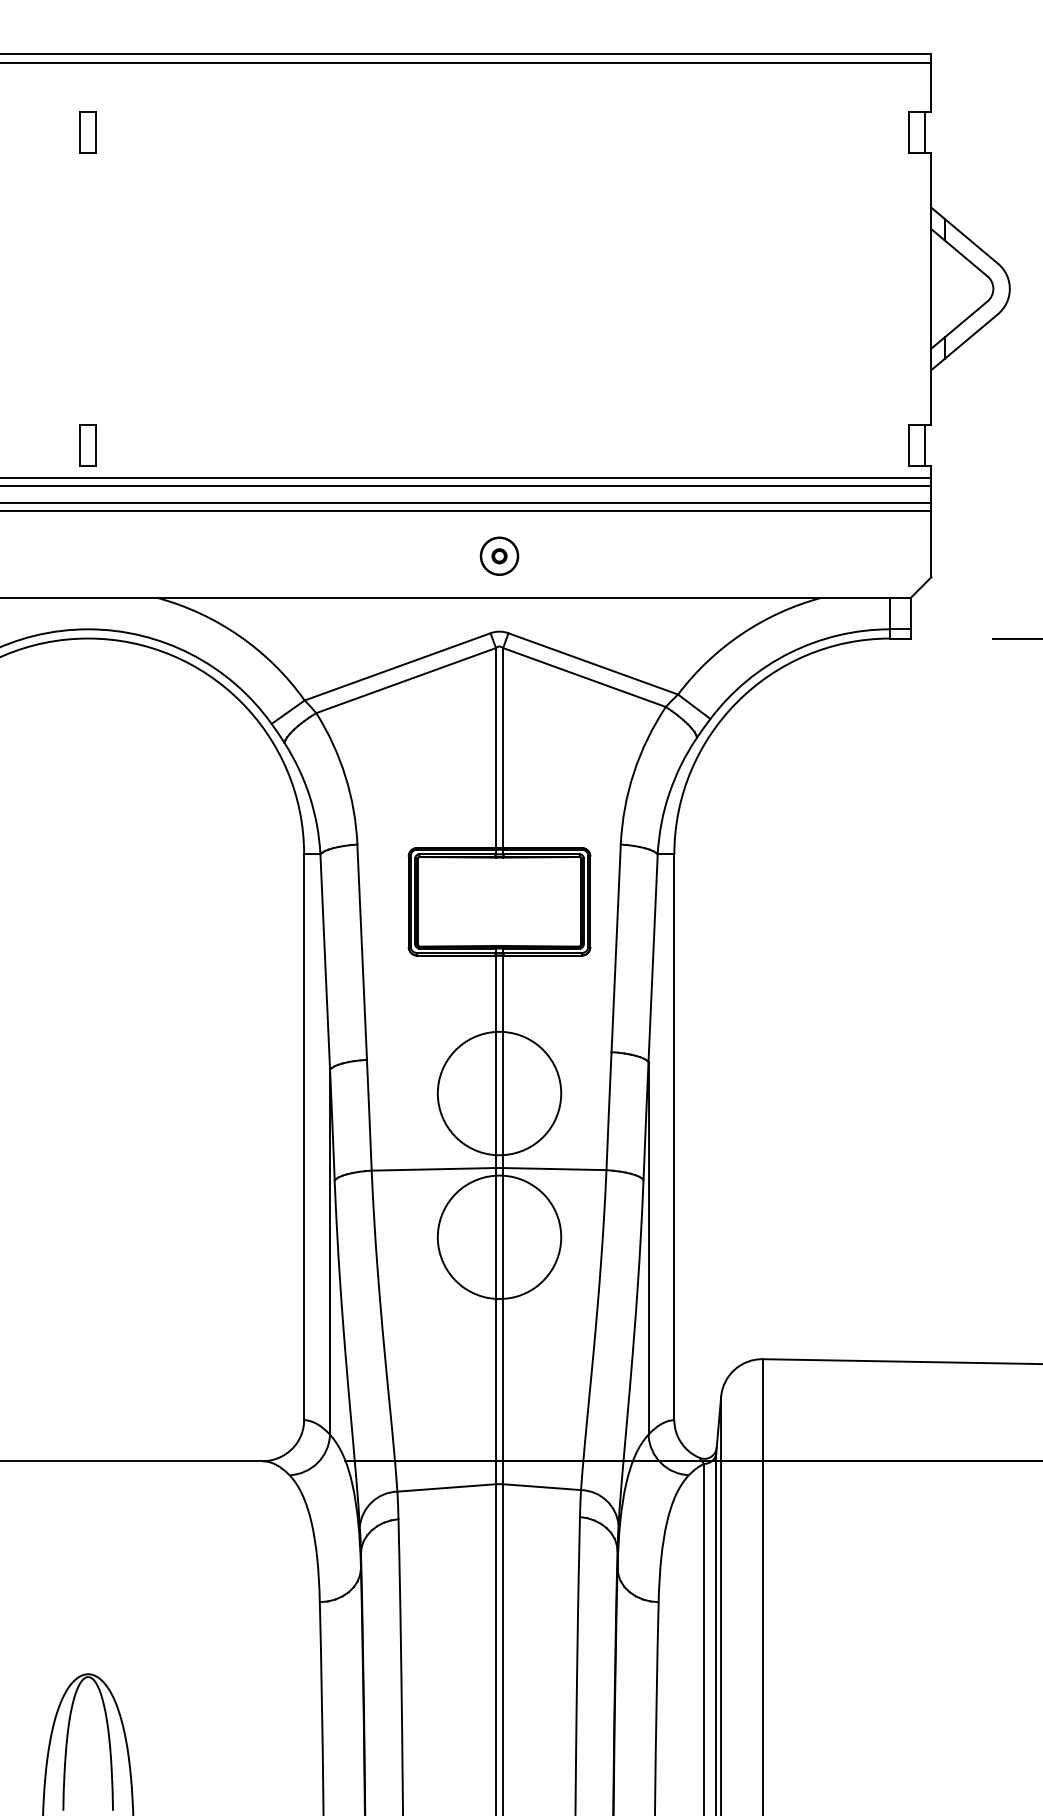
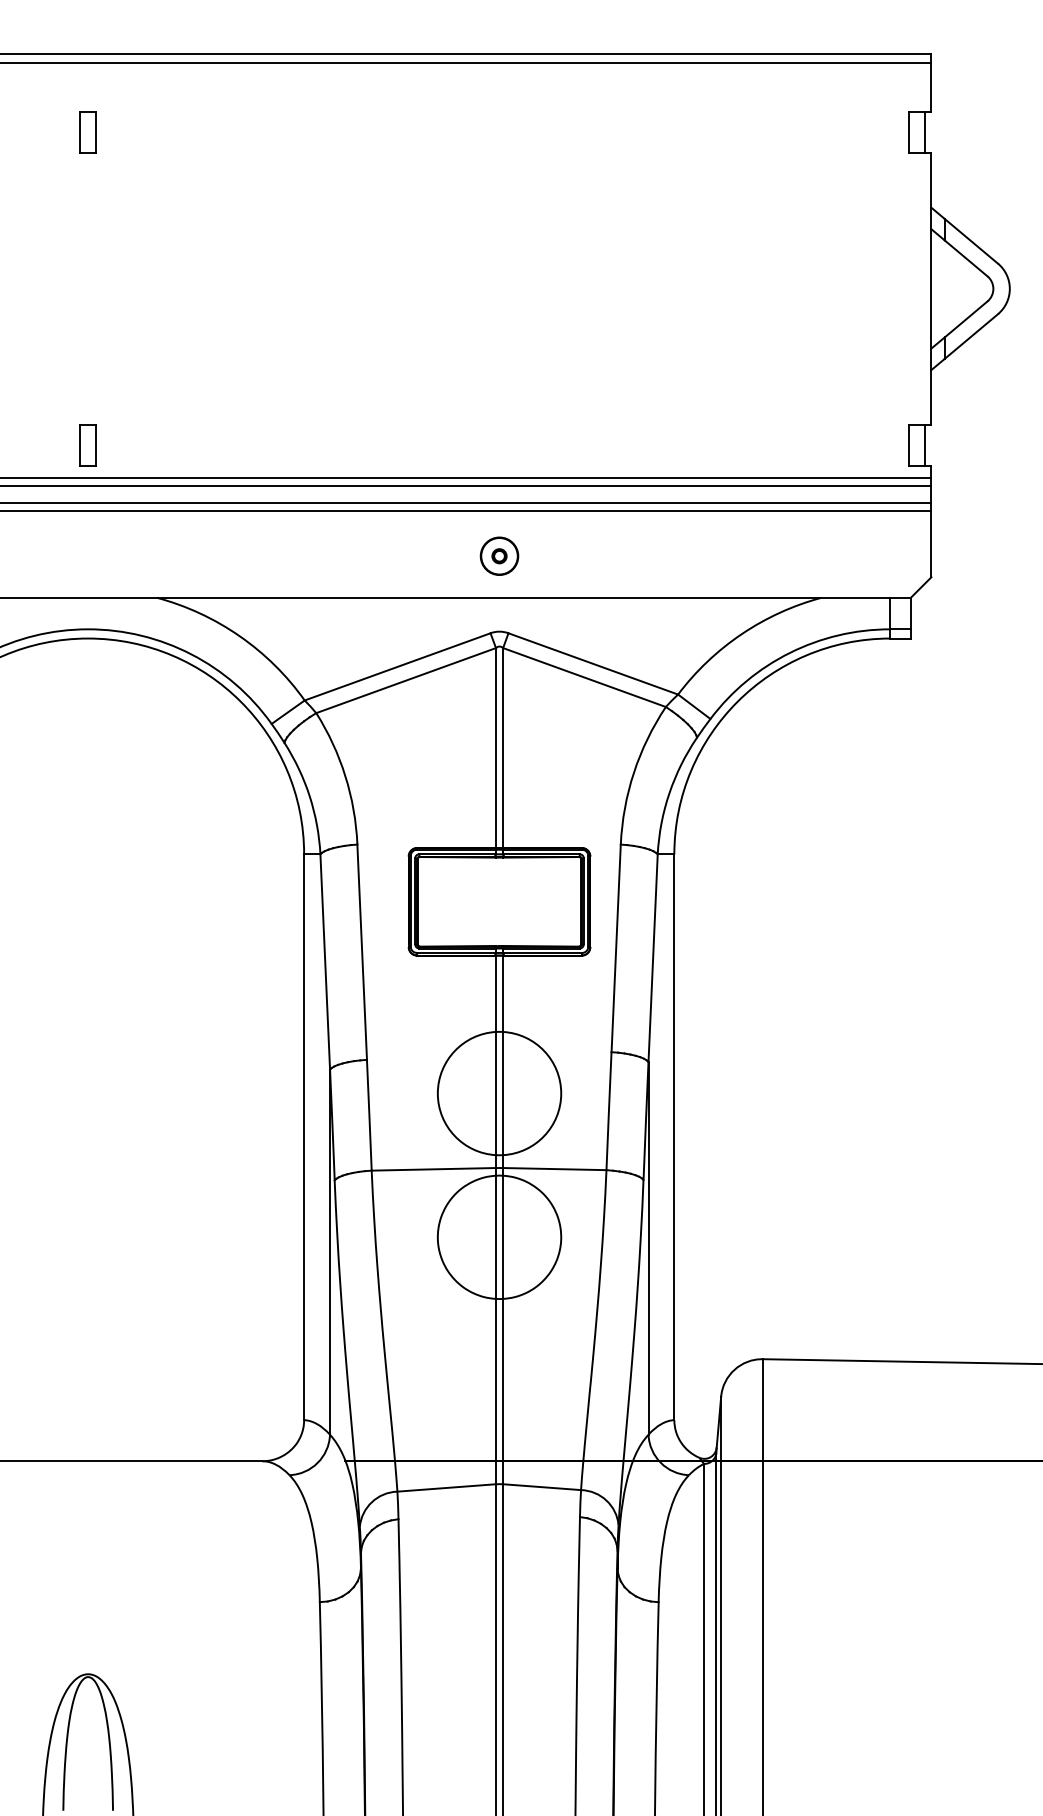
line: present -> none (1016, 638)
